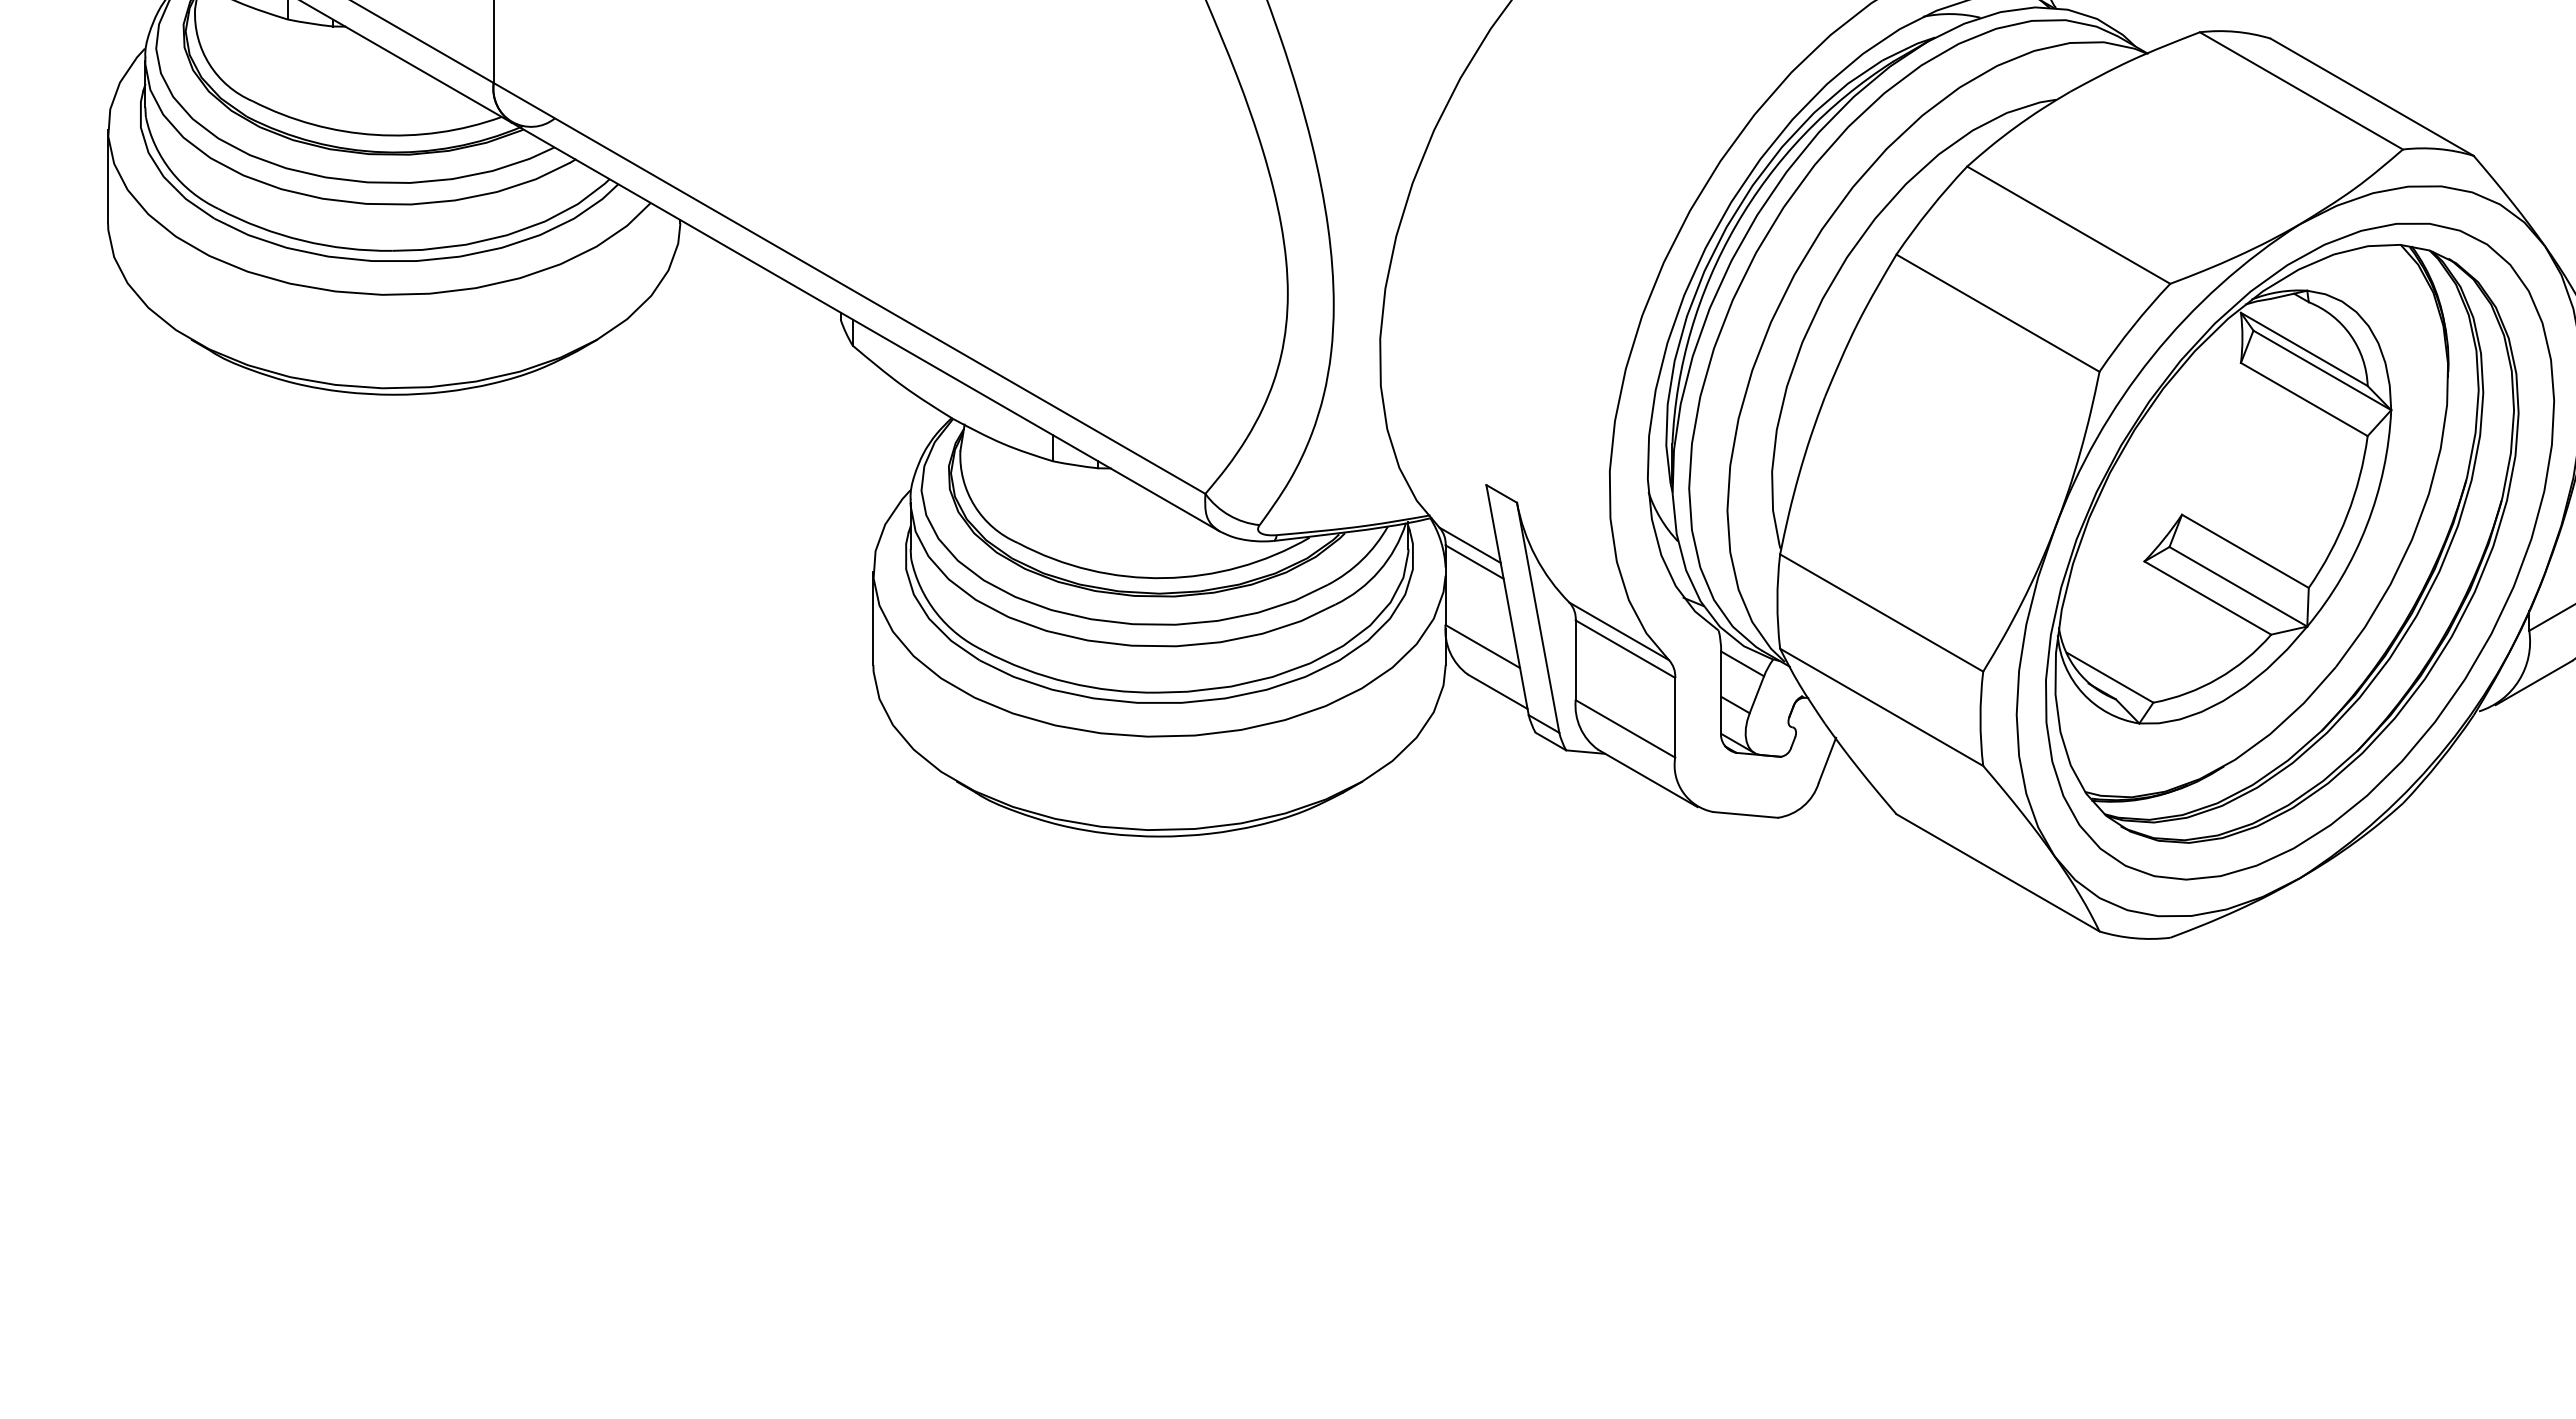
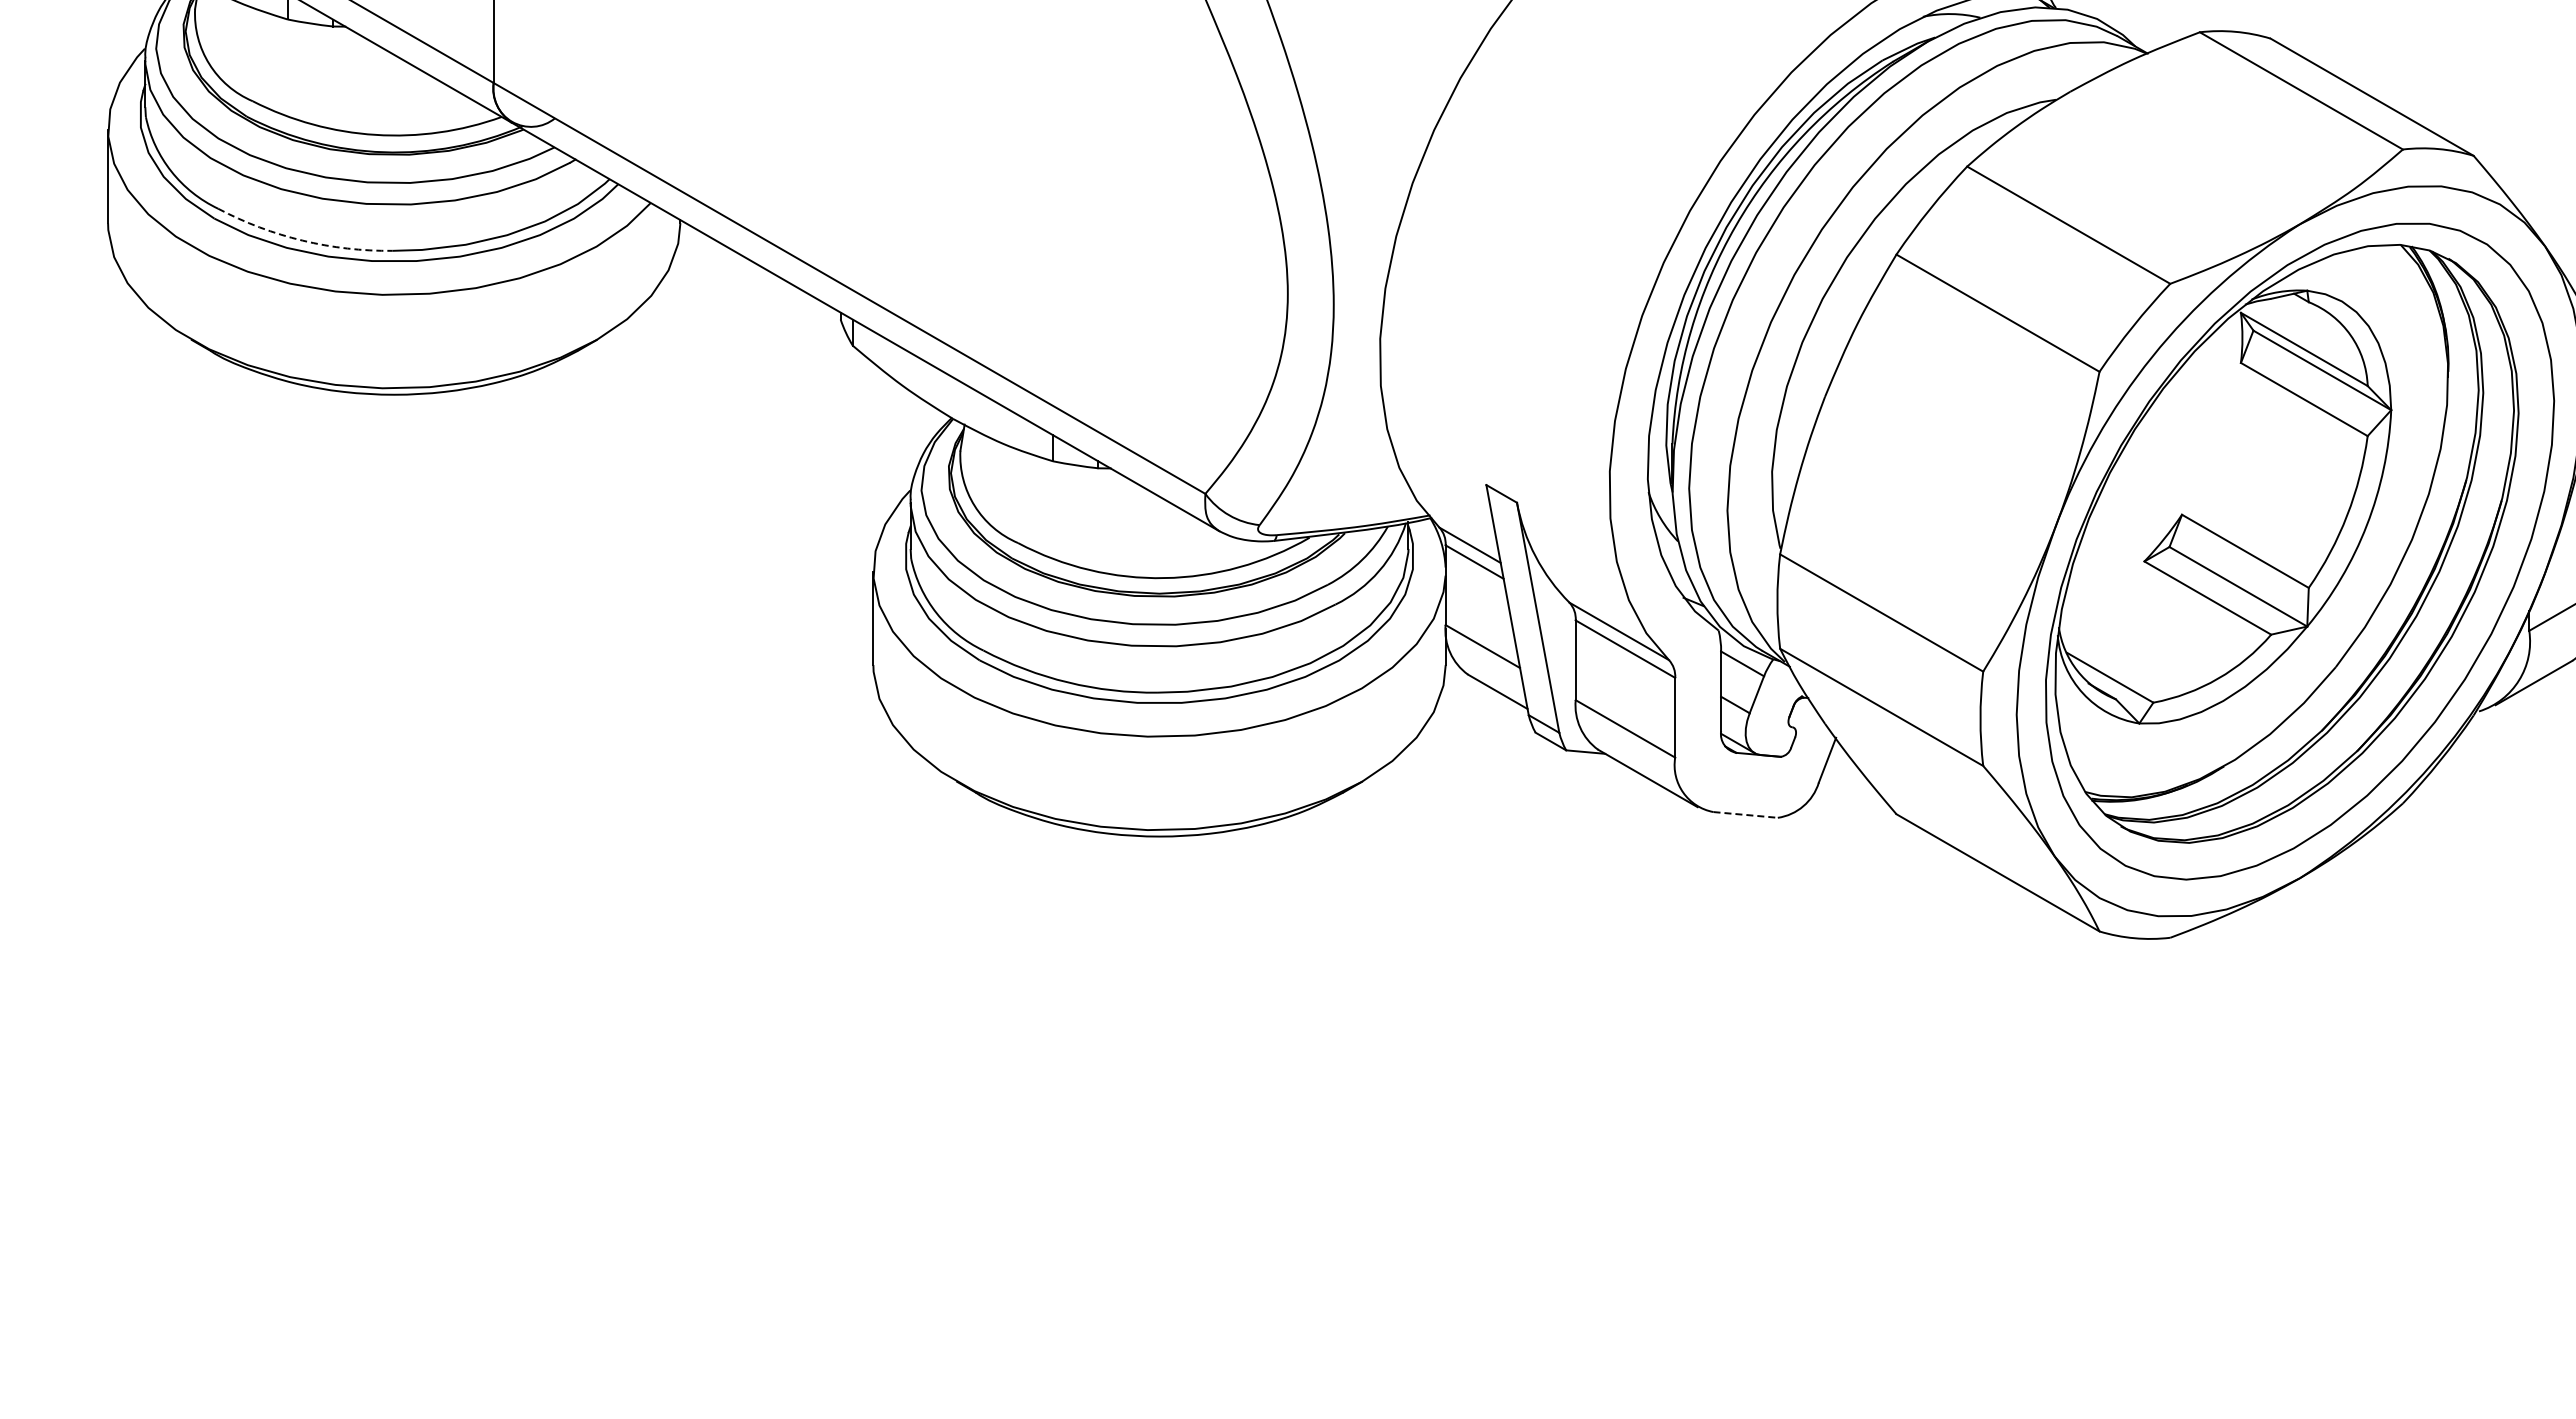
arc: solid -> dashed (302, 240)
line: solid -> dashed (1746, 814)
